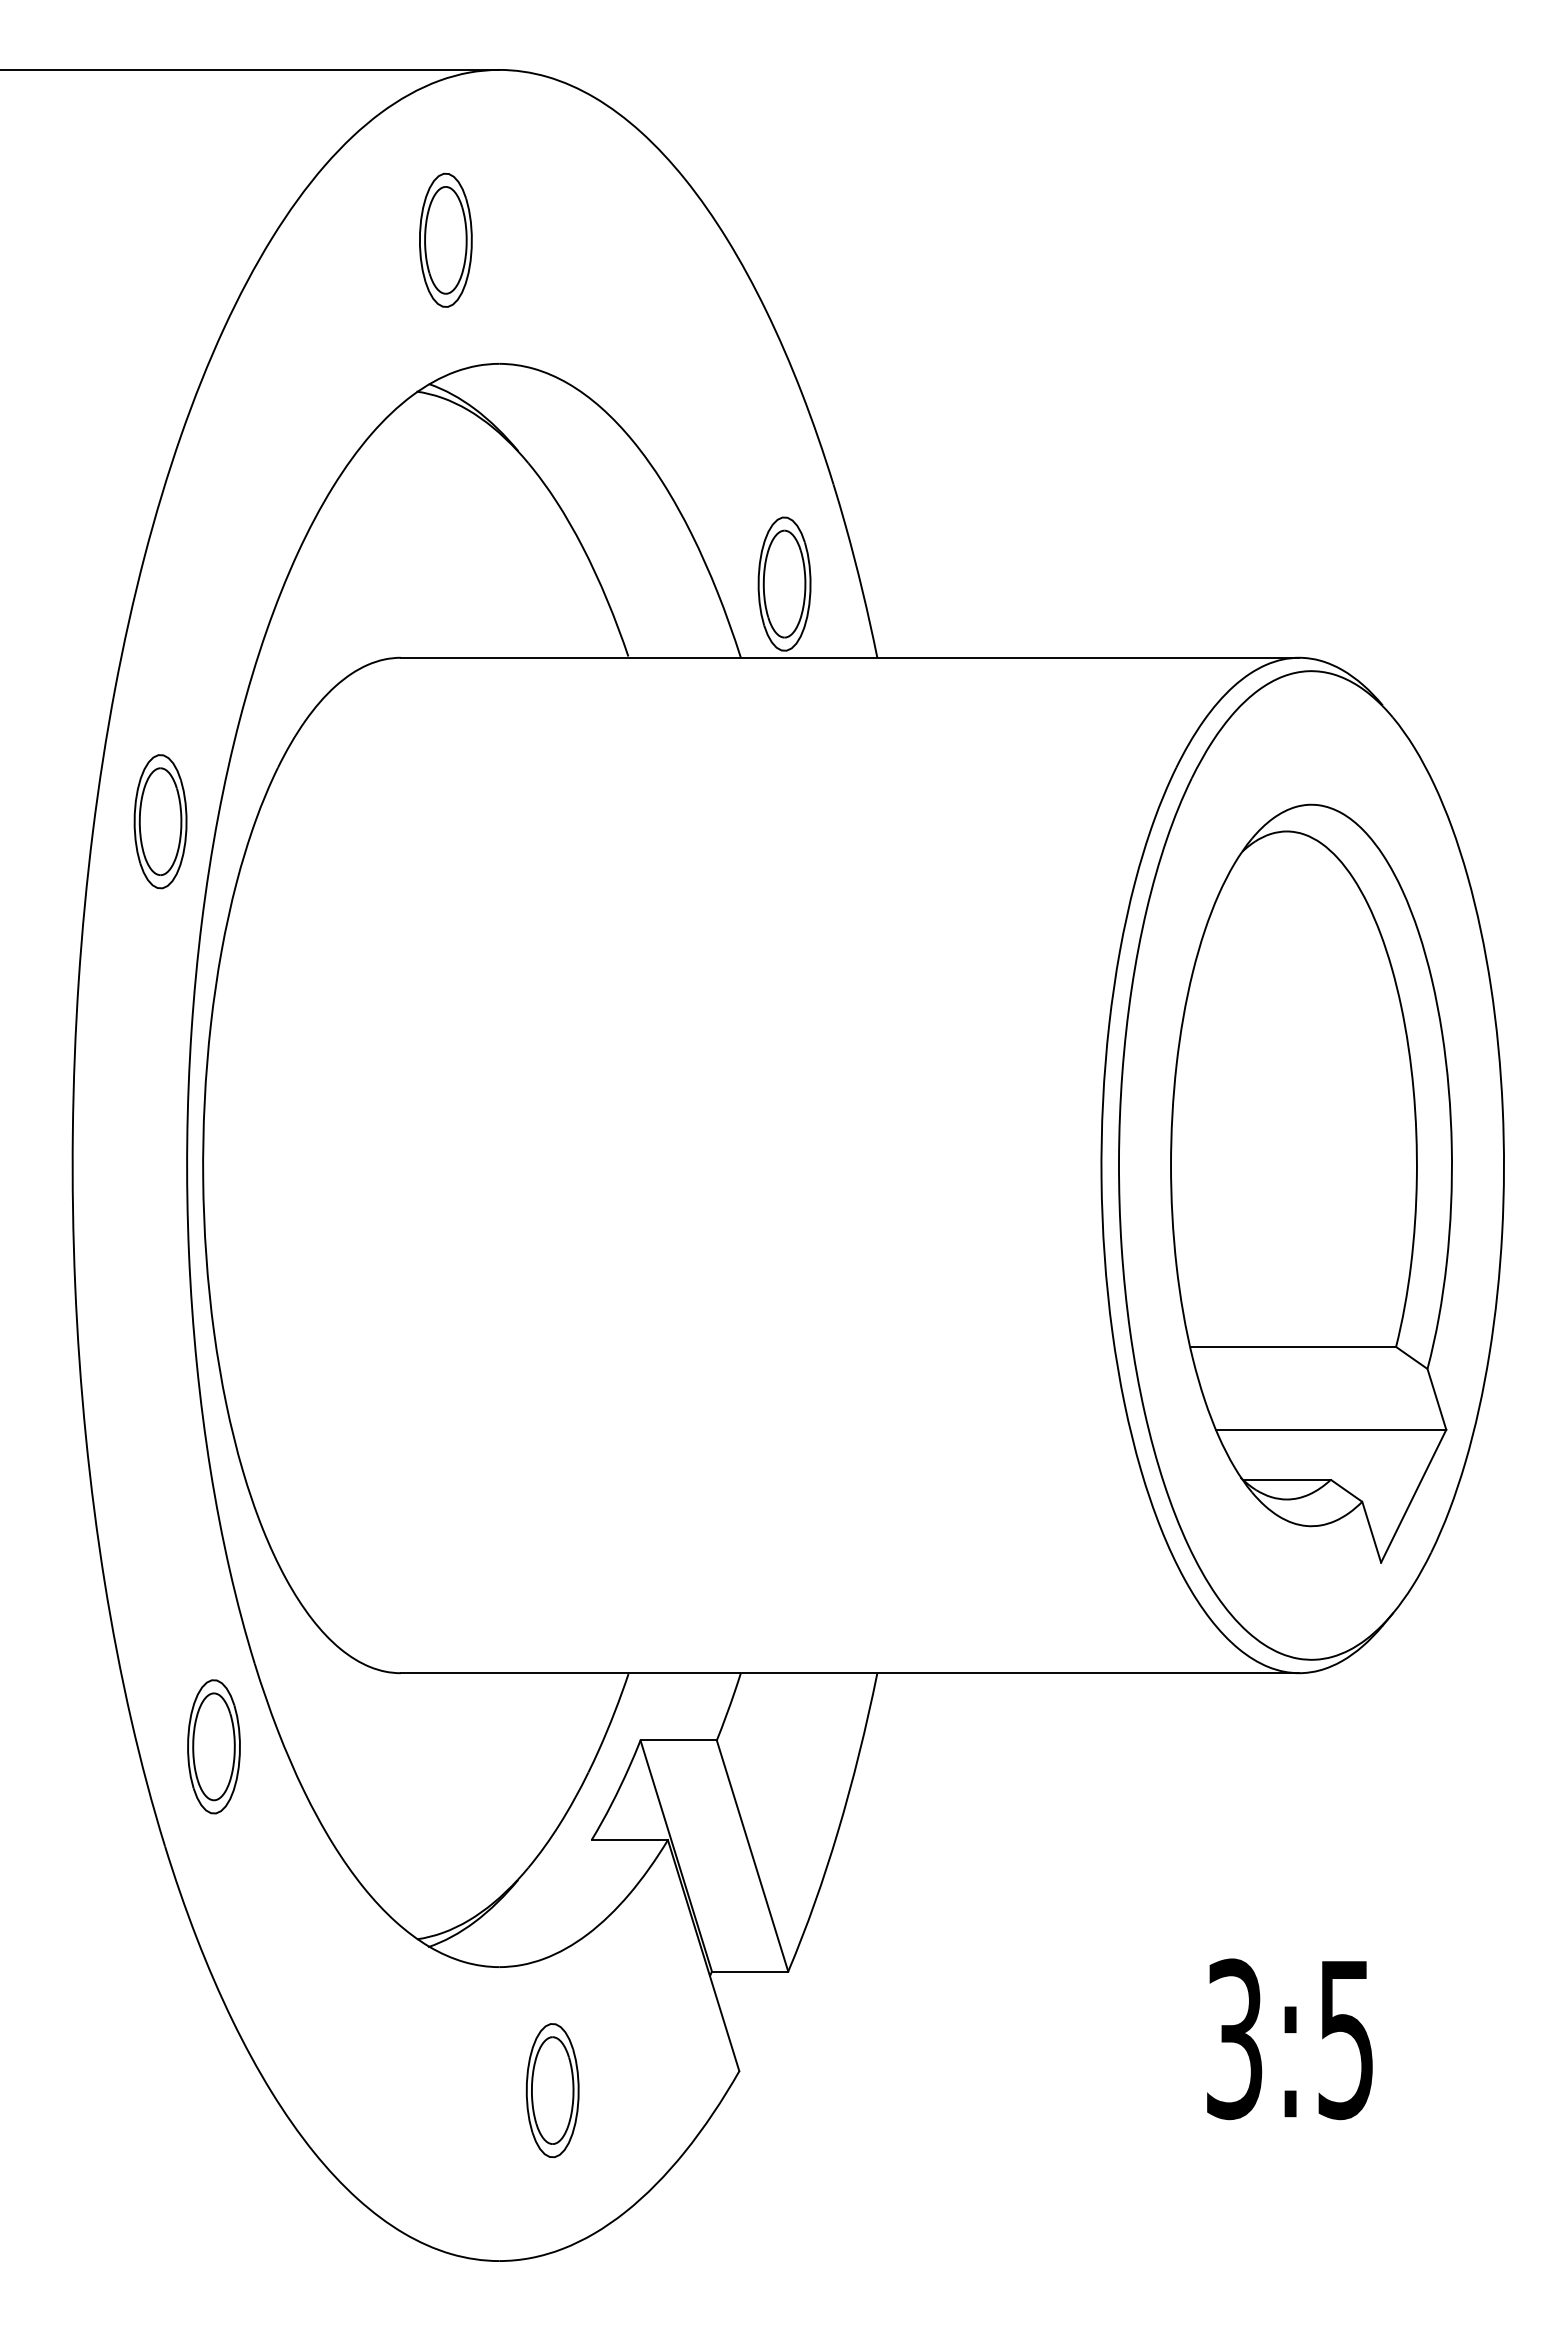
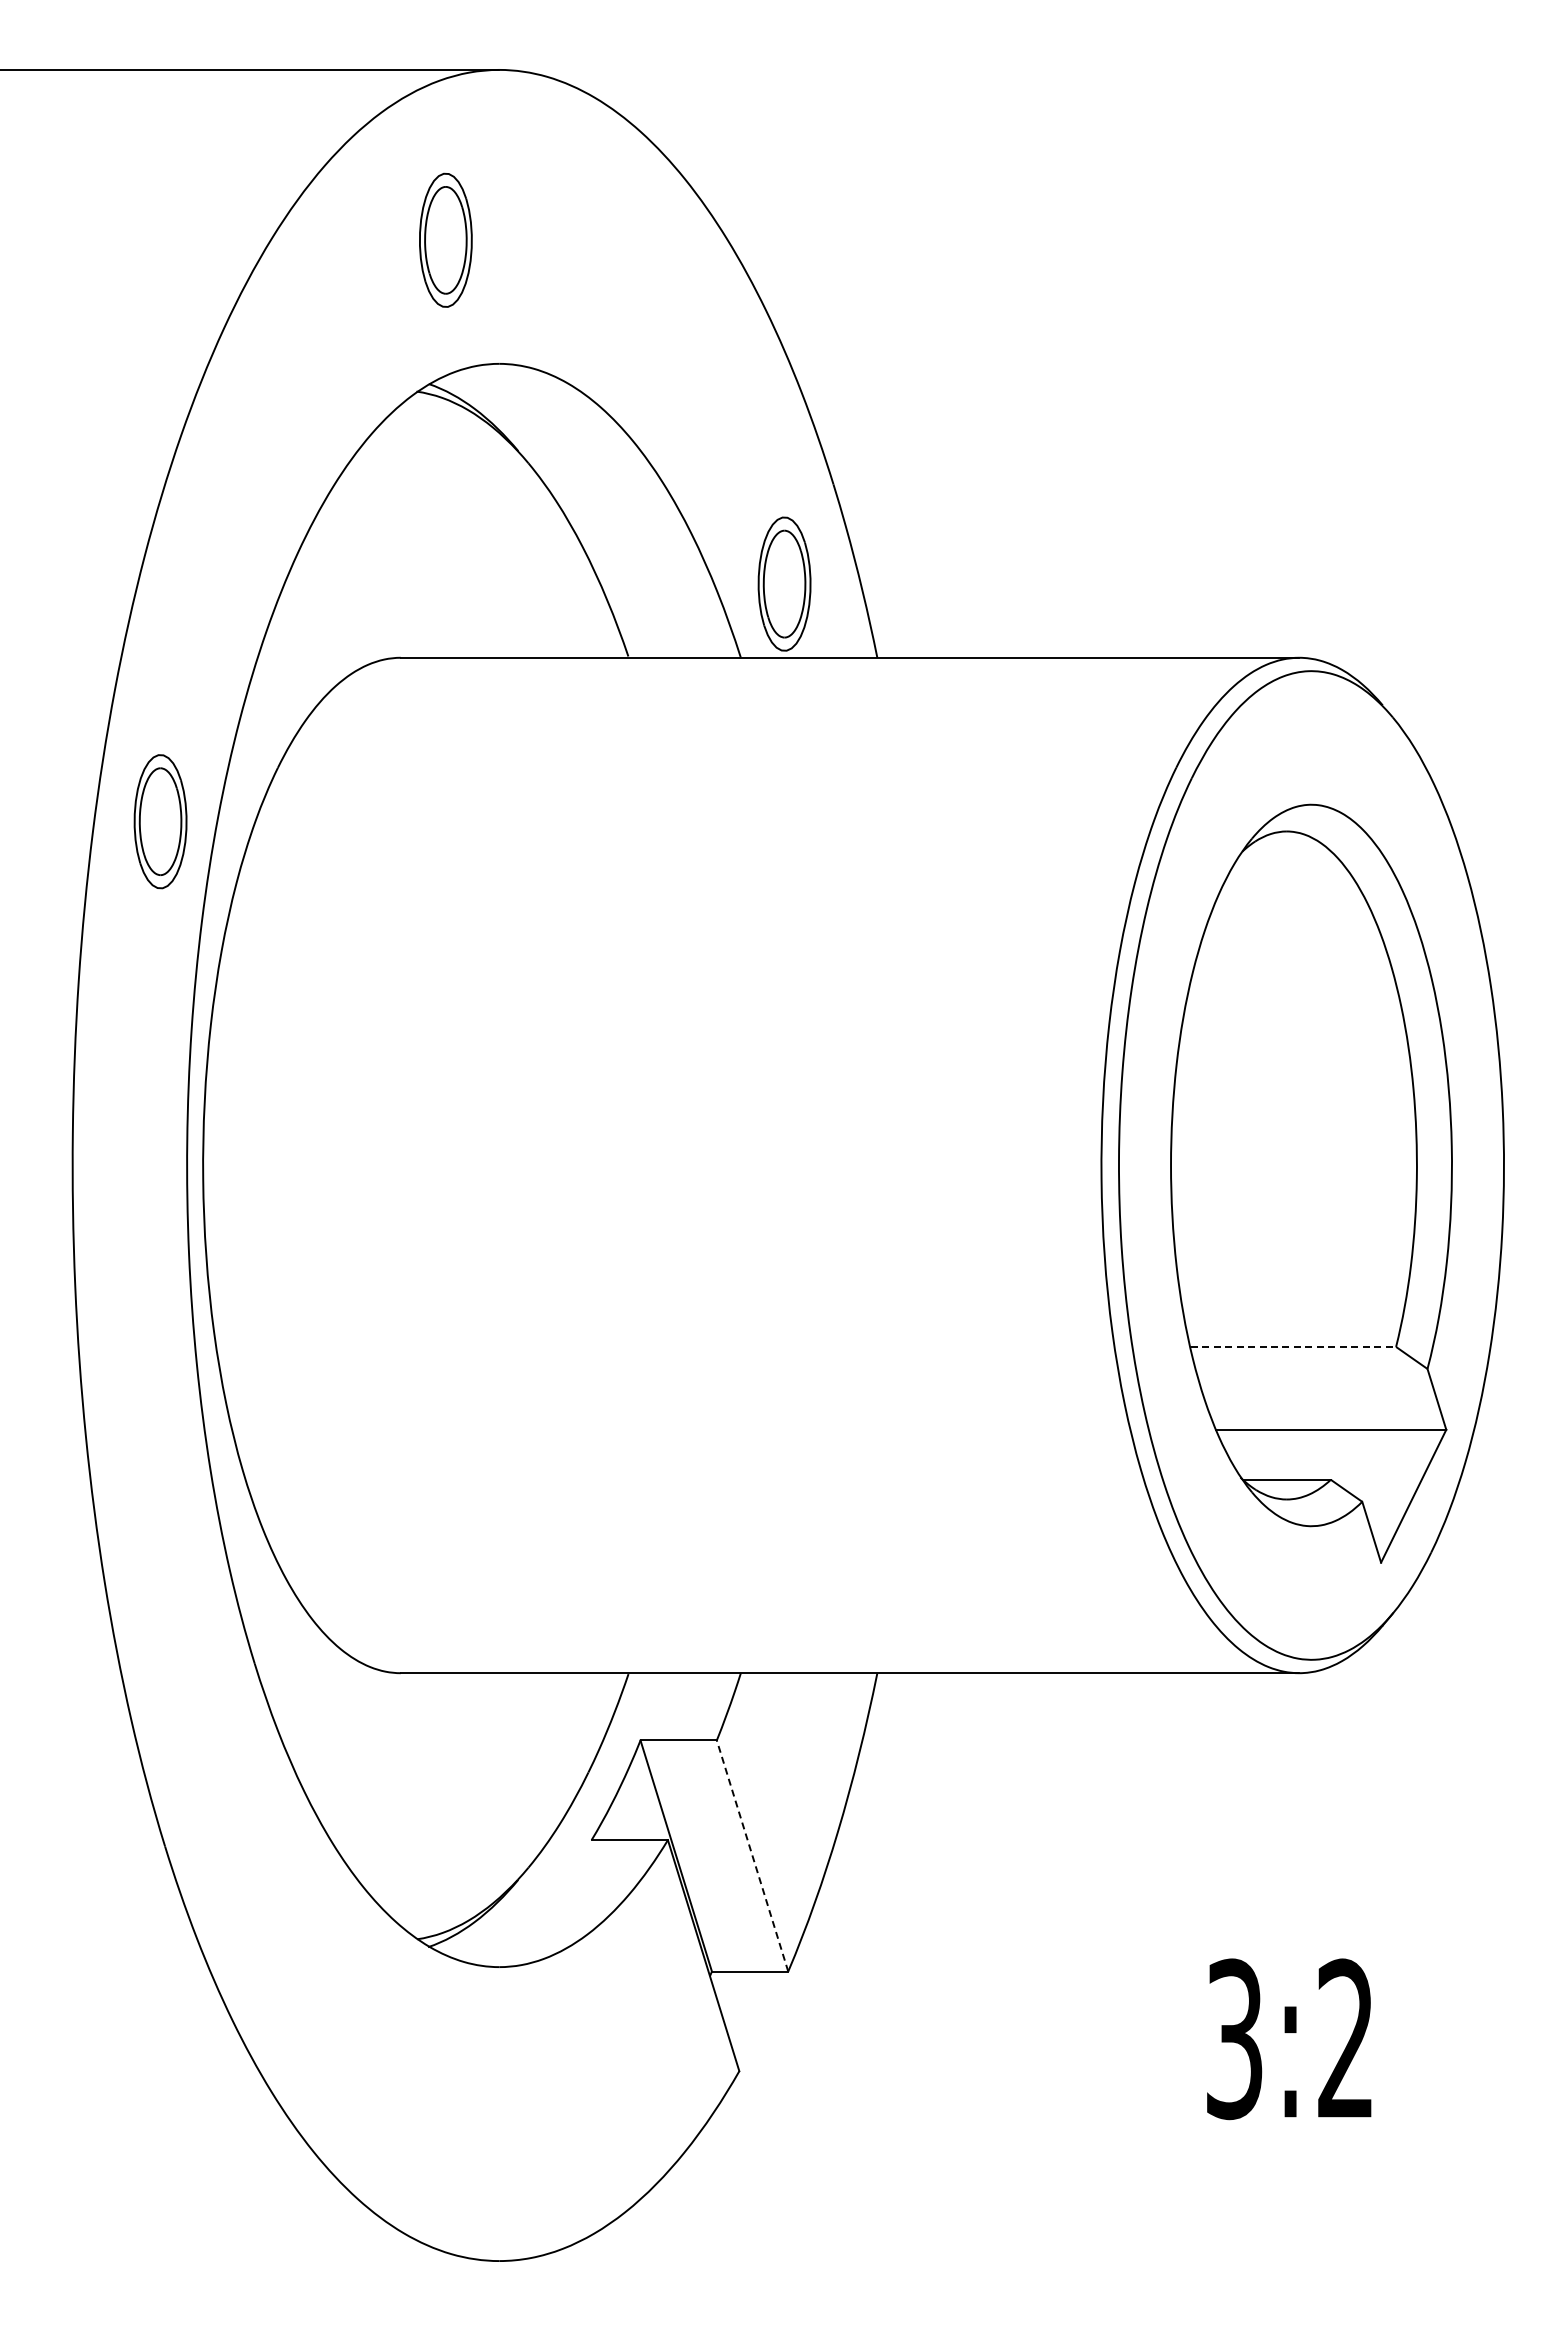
line: solid -> dashed (1293, 1346)
part: present -> none (213, 1746)
line: solid -> dashed (752, 1856)
text: 3:5 -> 3:2 (1345, 2039)
part: present -> none (552, 2090)
